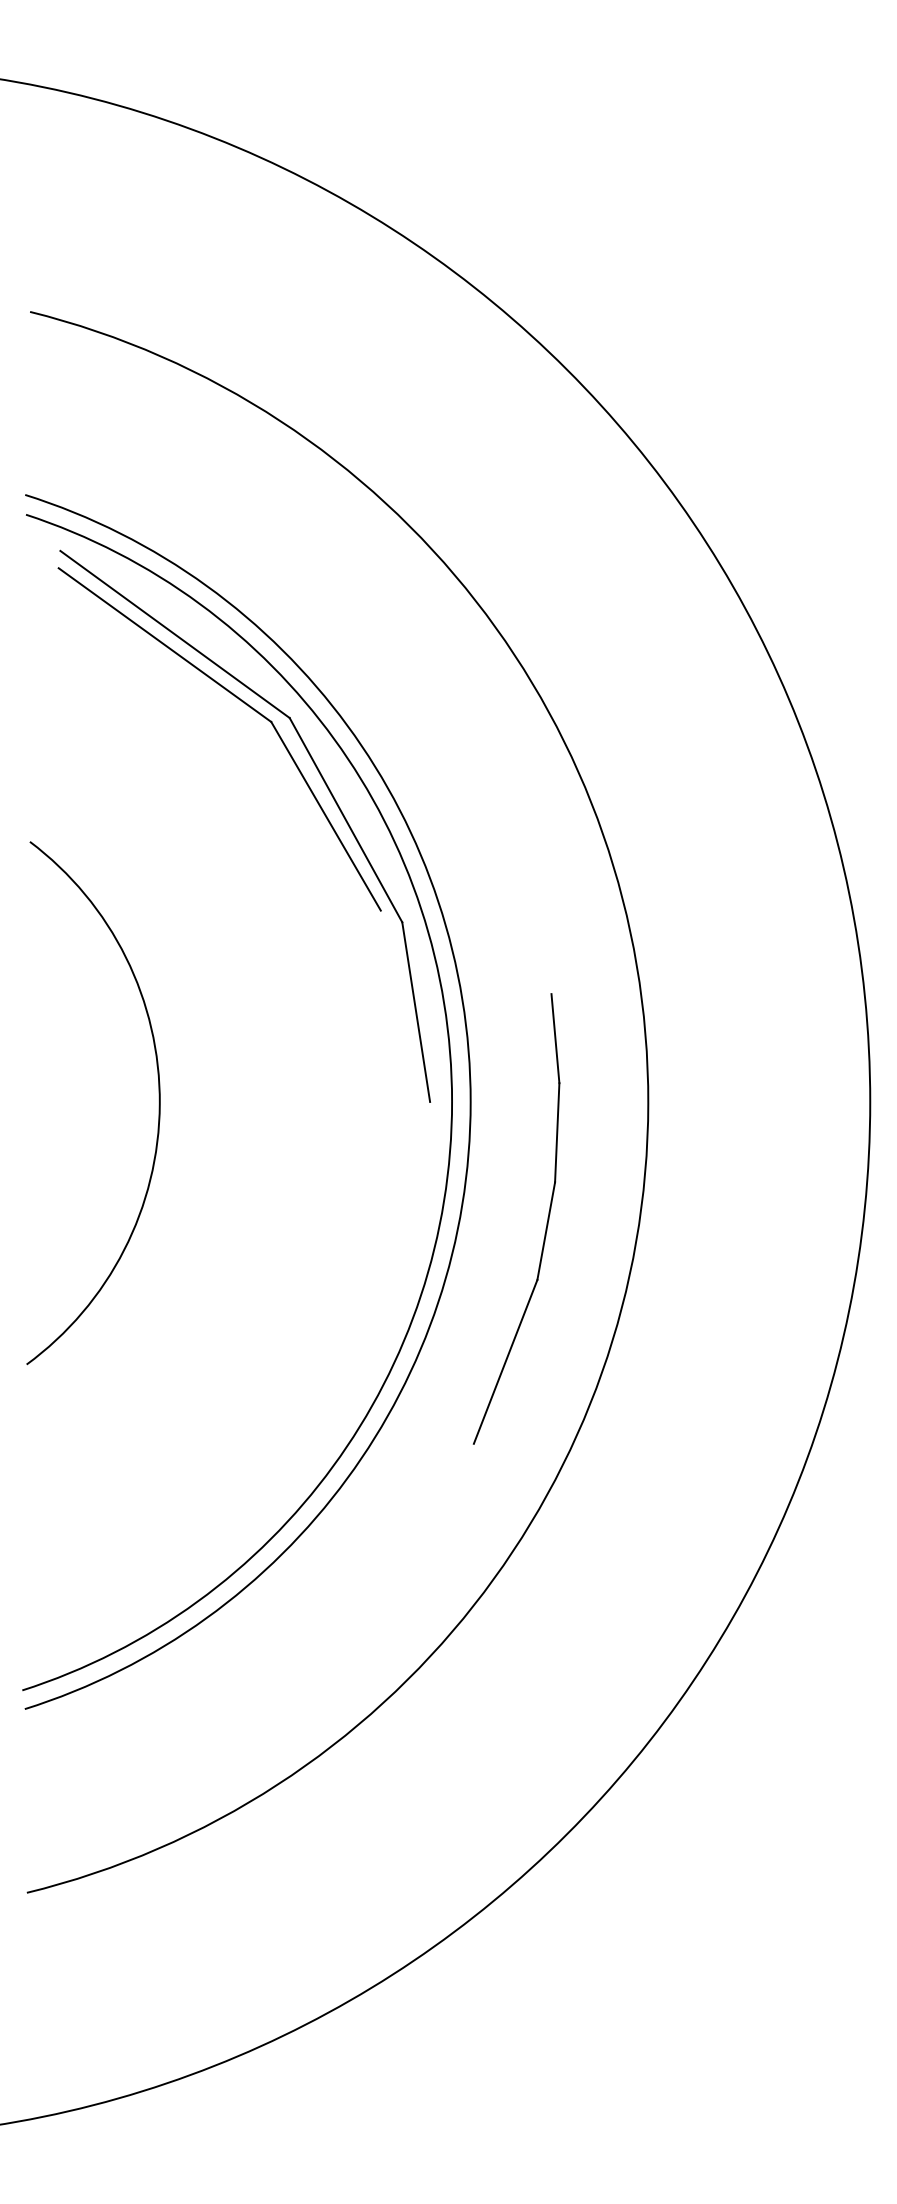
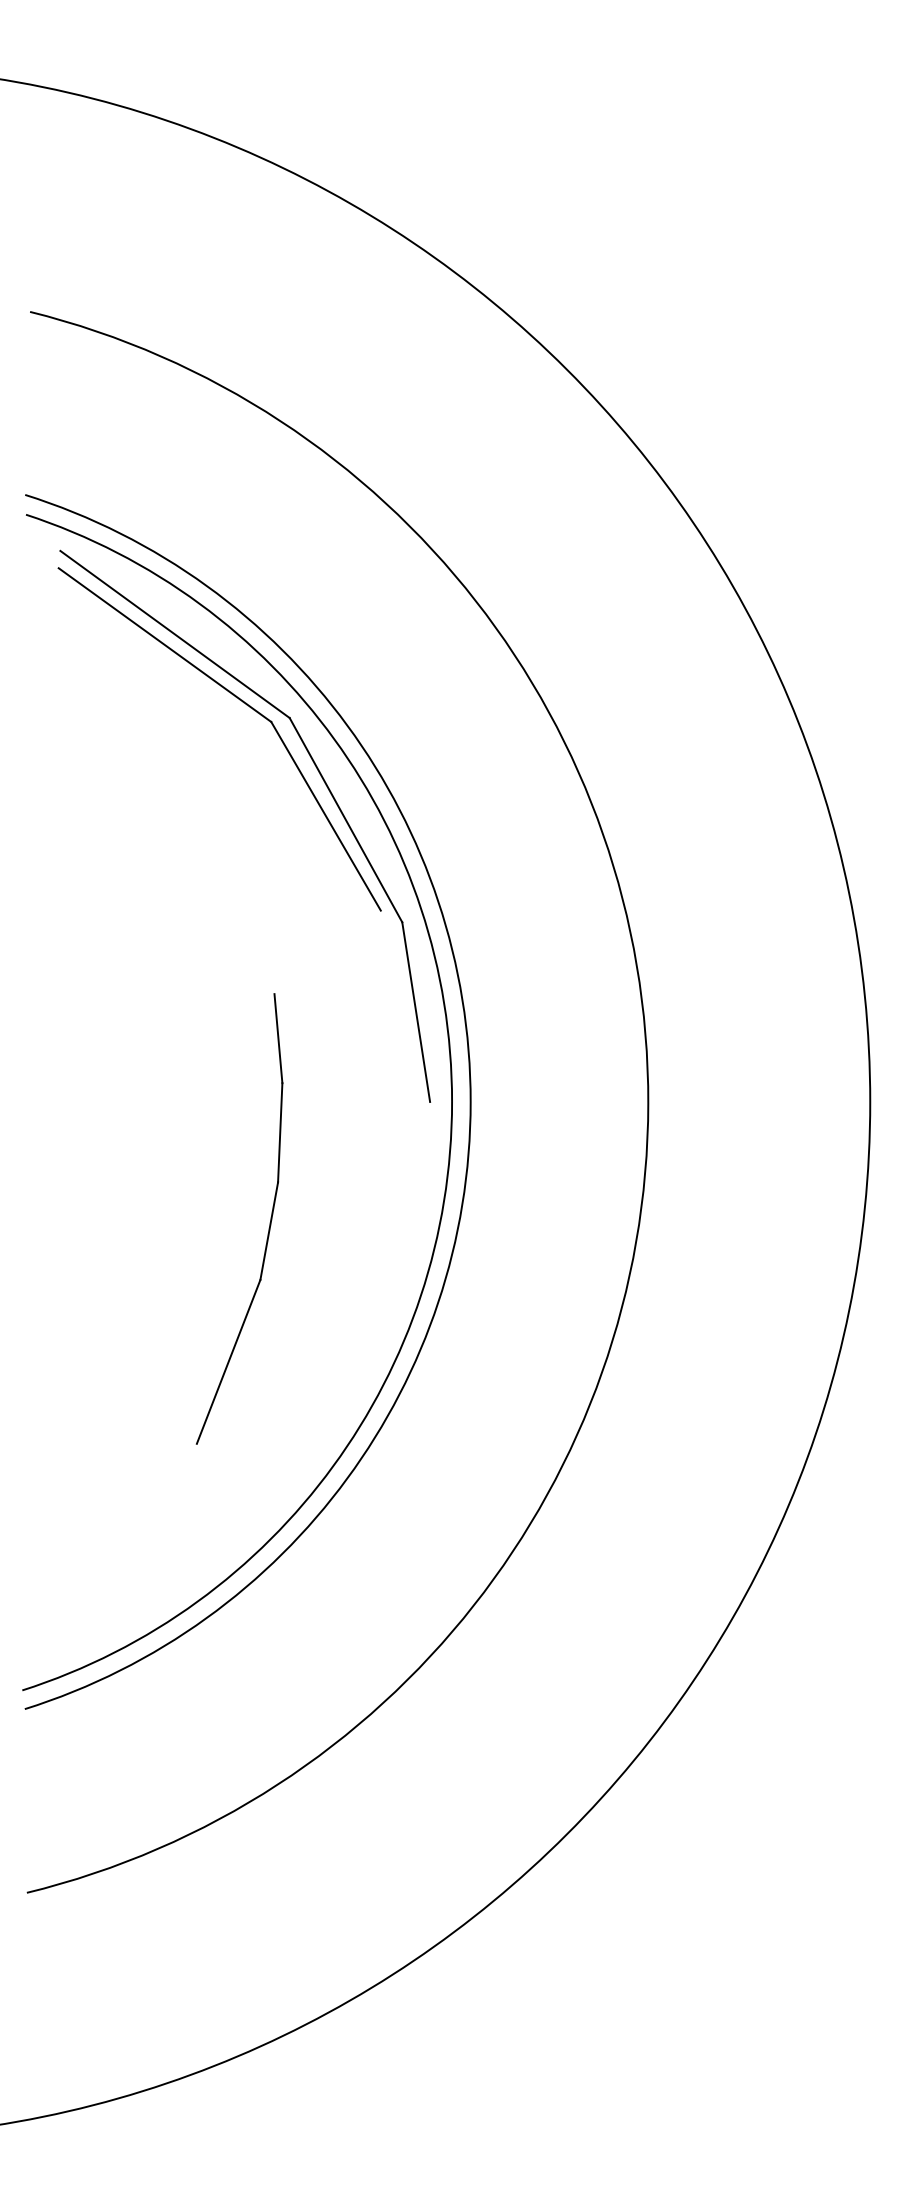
arc: present -> none (158, 1103)
part position: (546, 1222) -> (269, 1222) (269, 1222)
